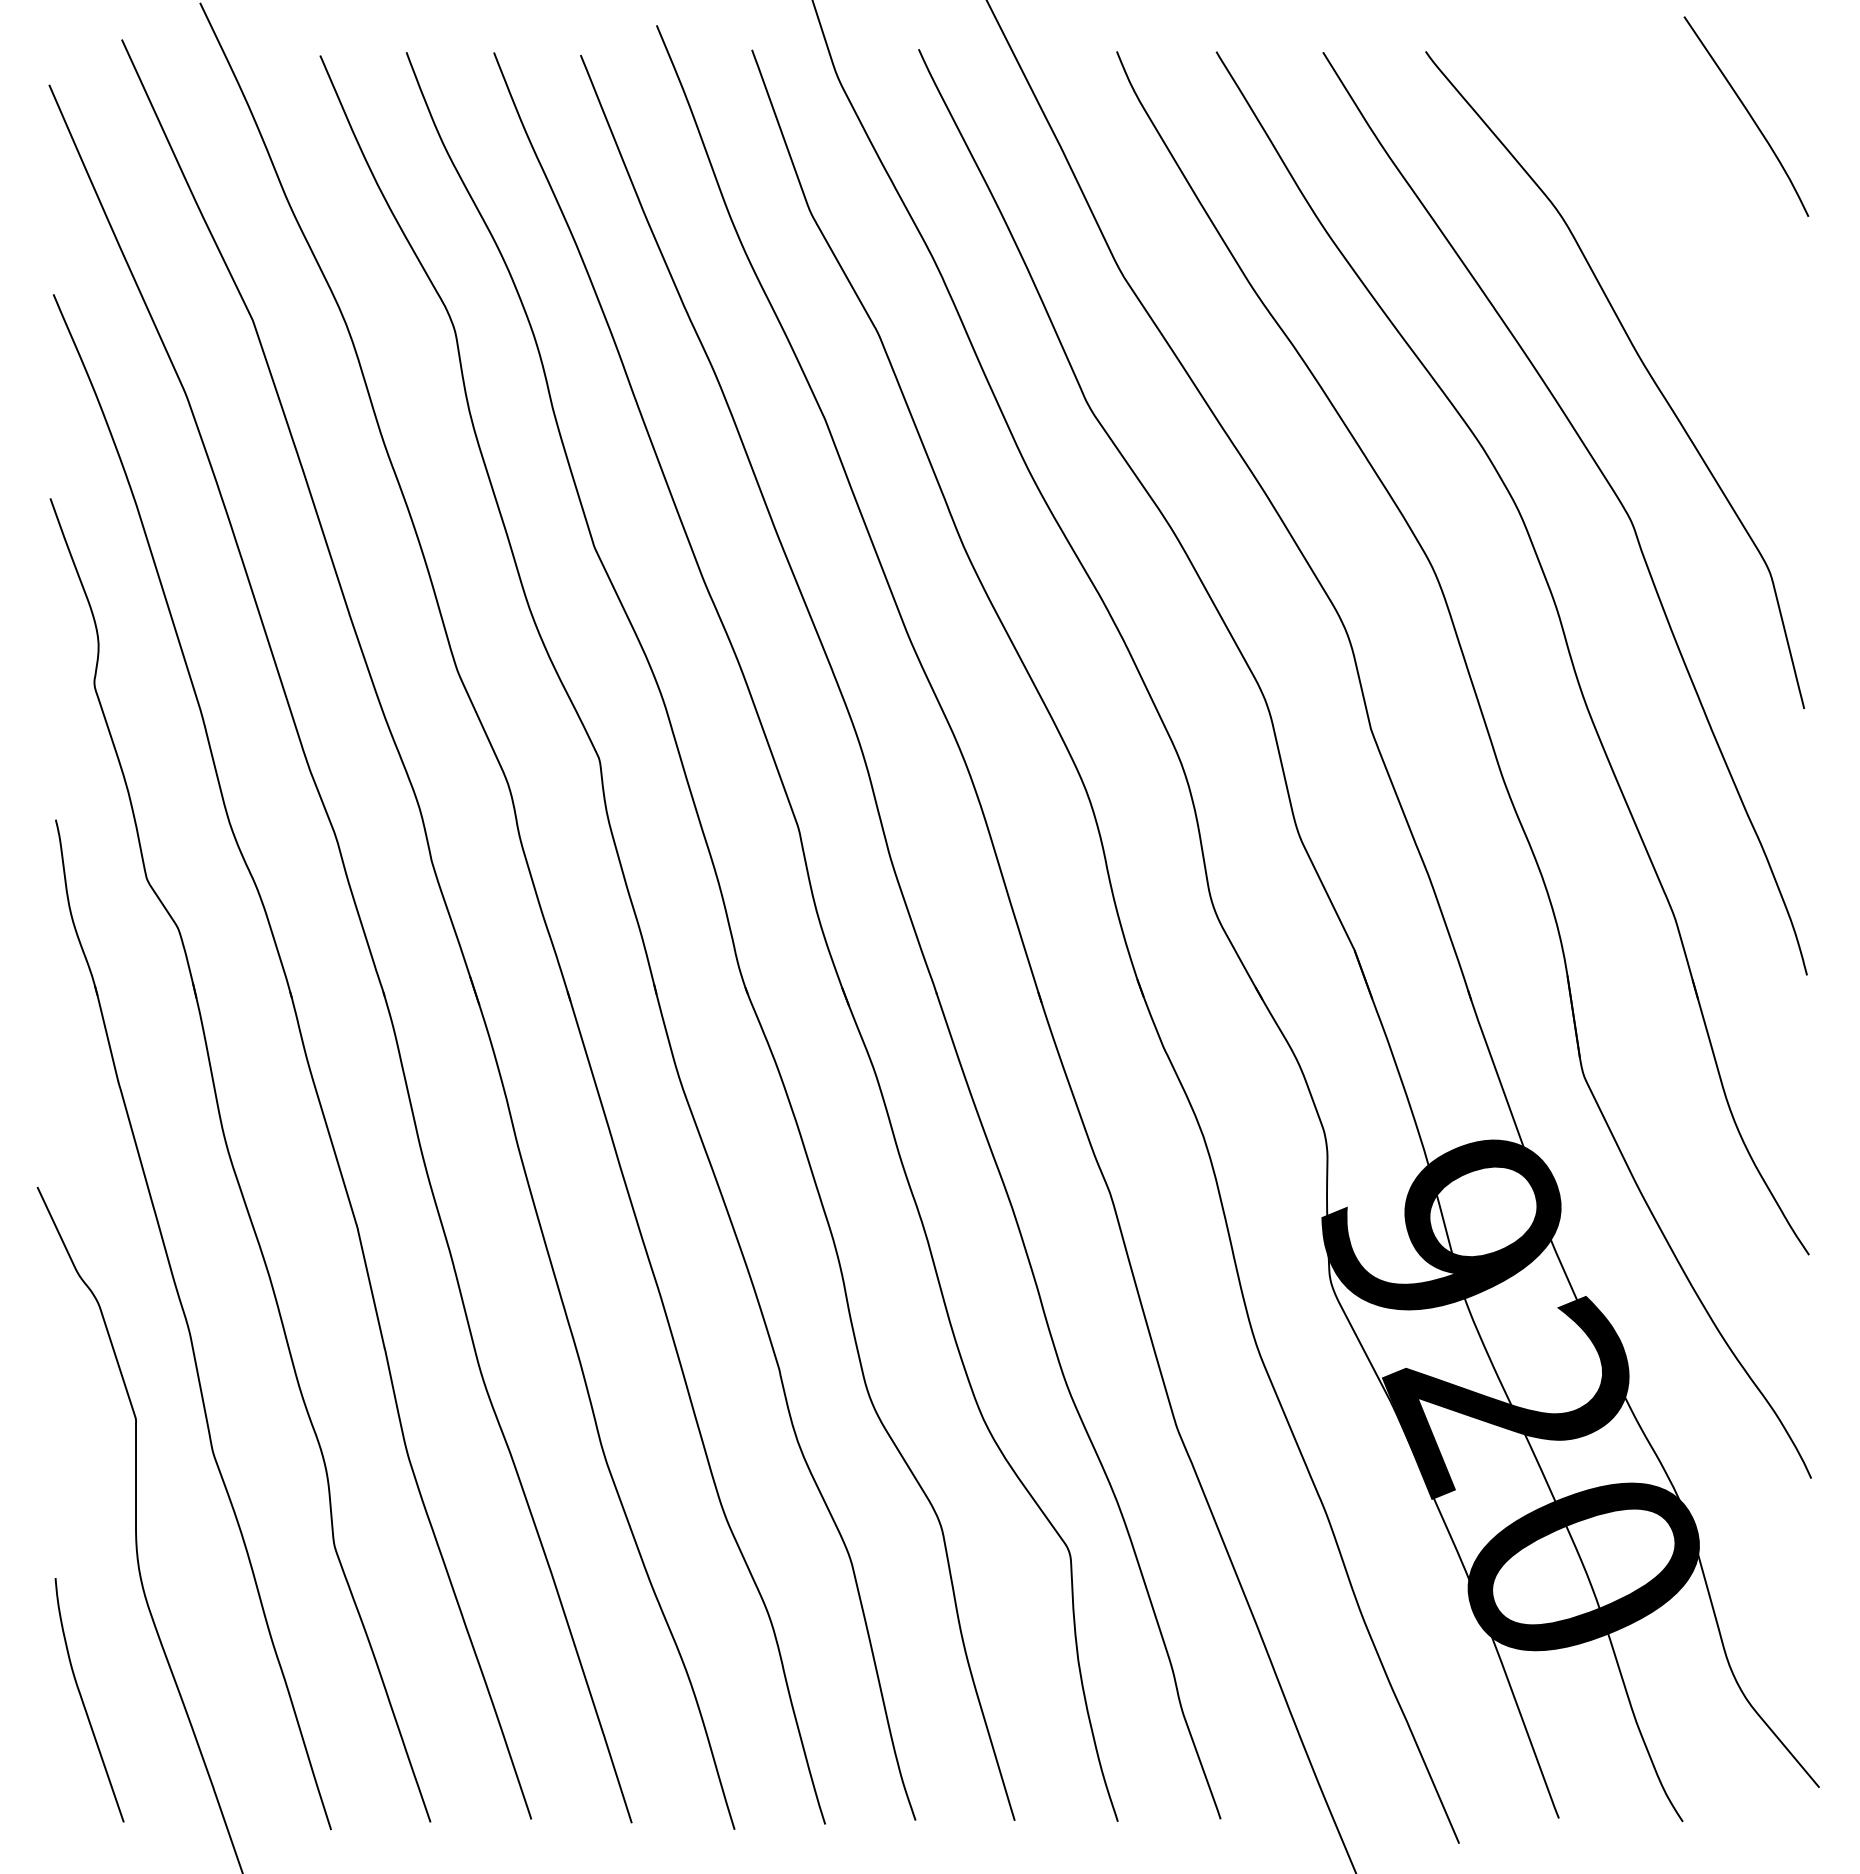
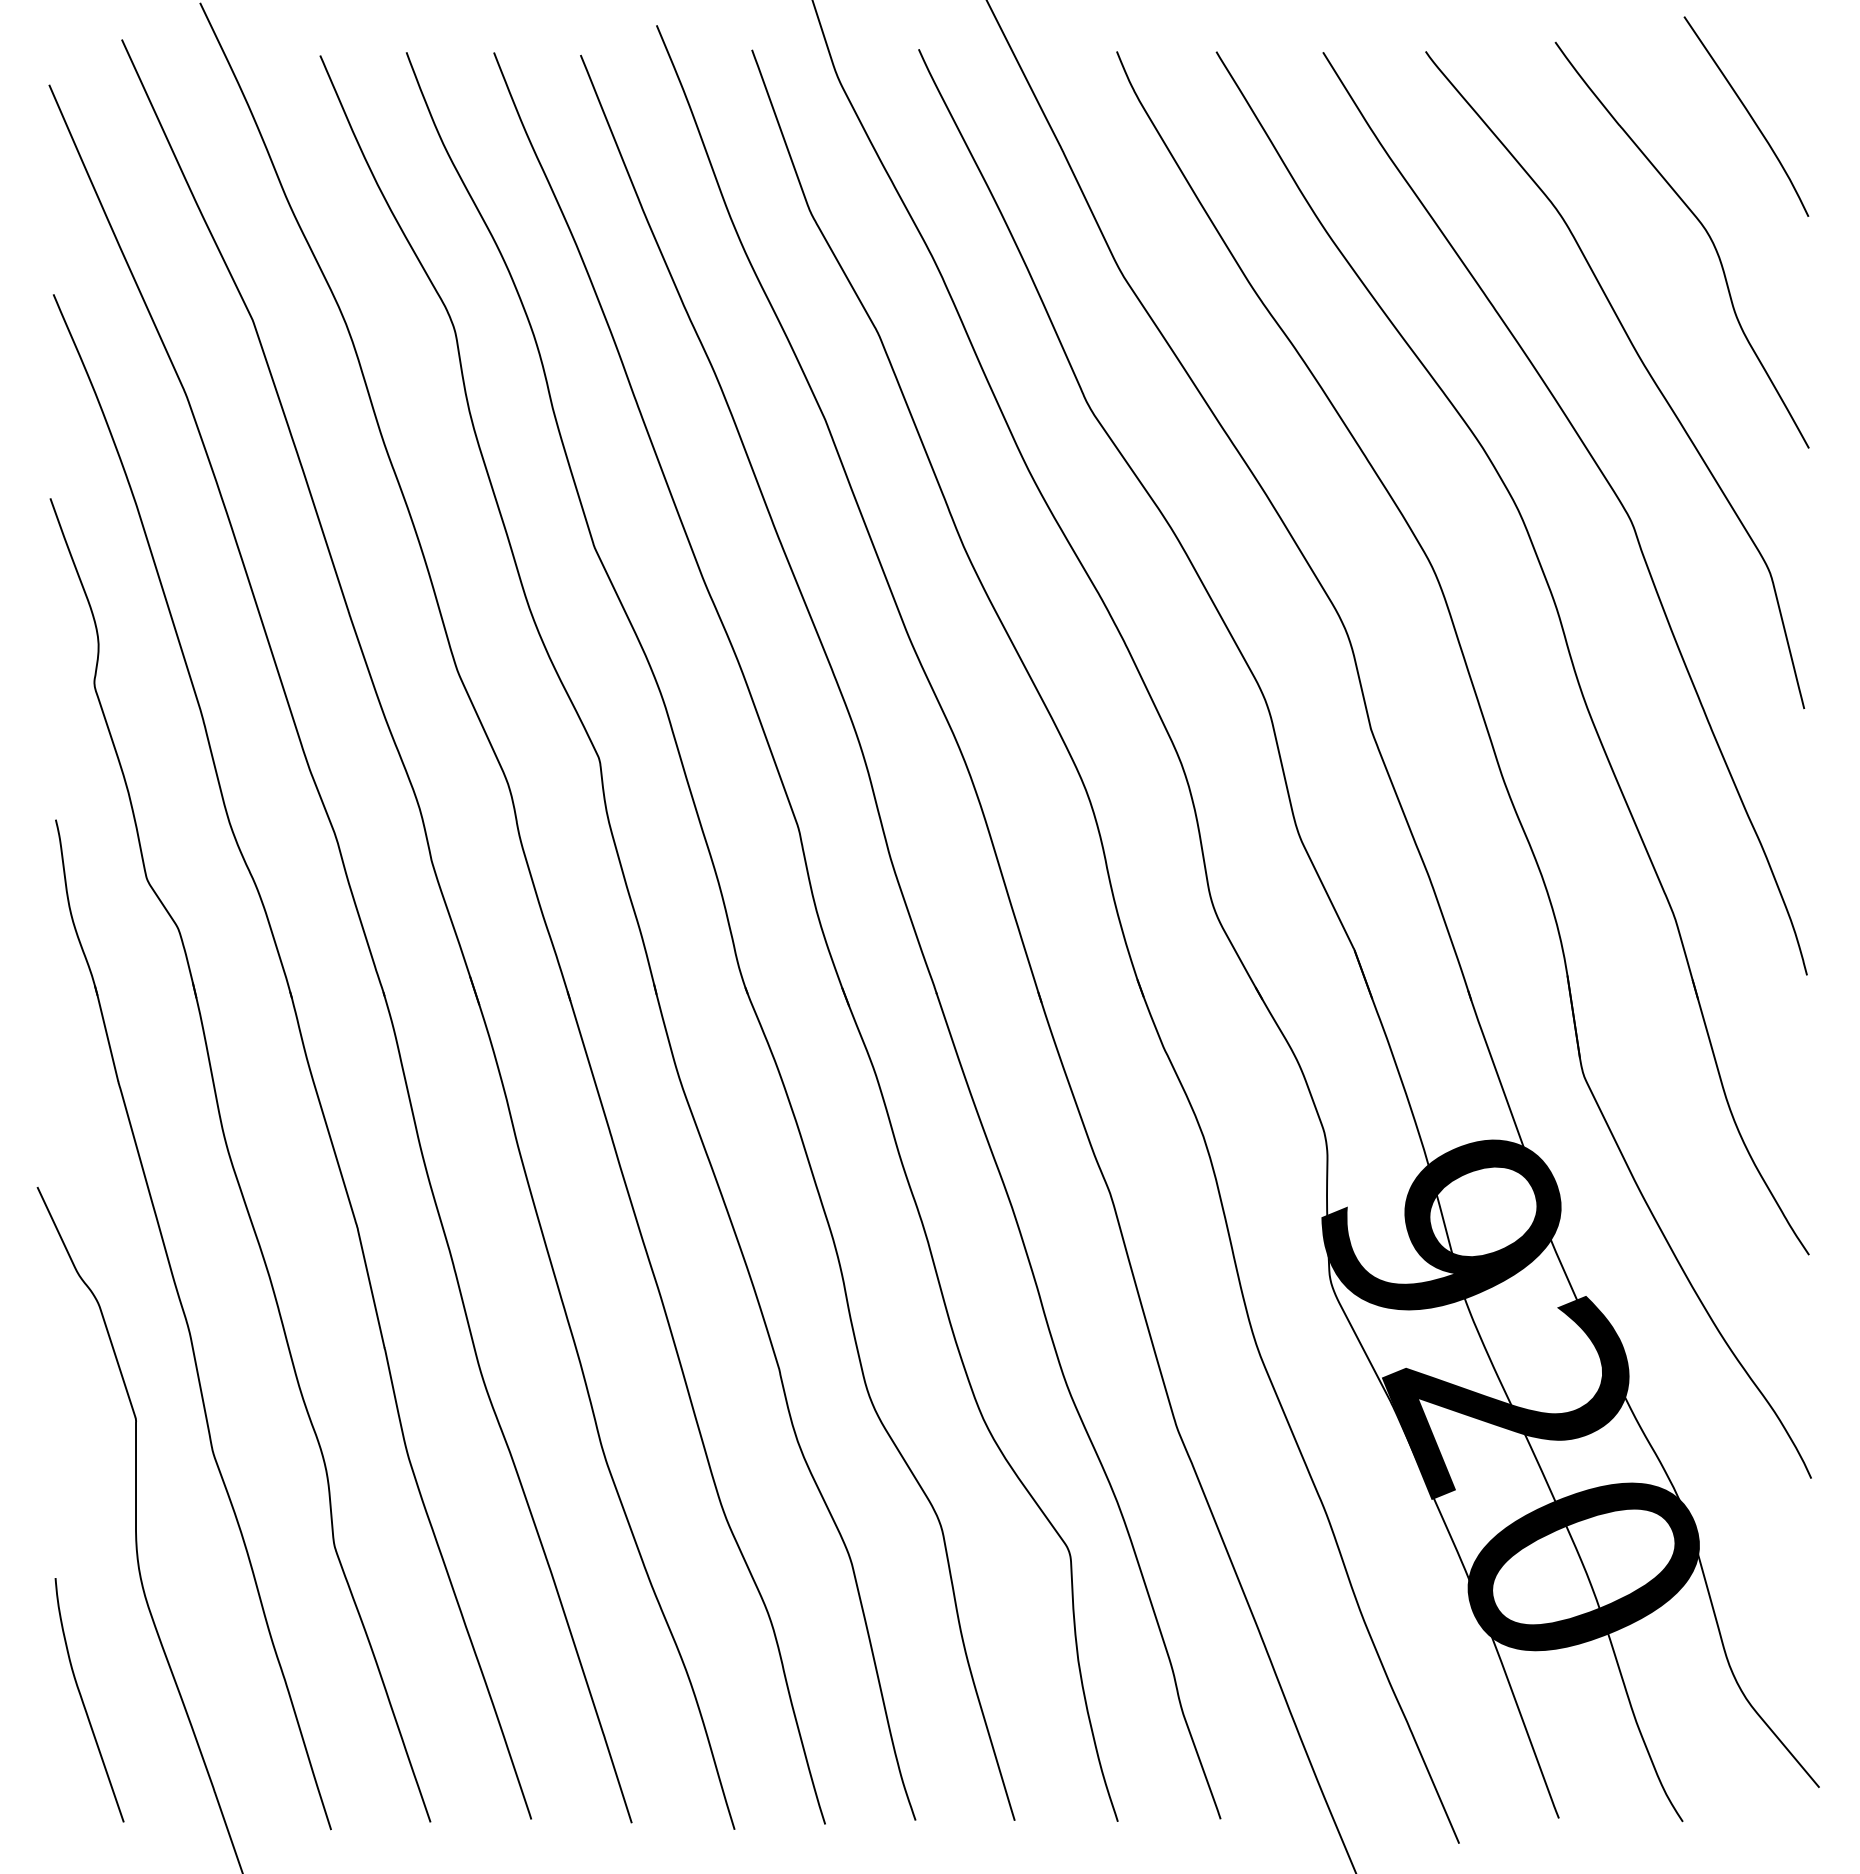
curve: none -> present (1702, 227)
